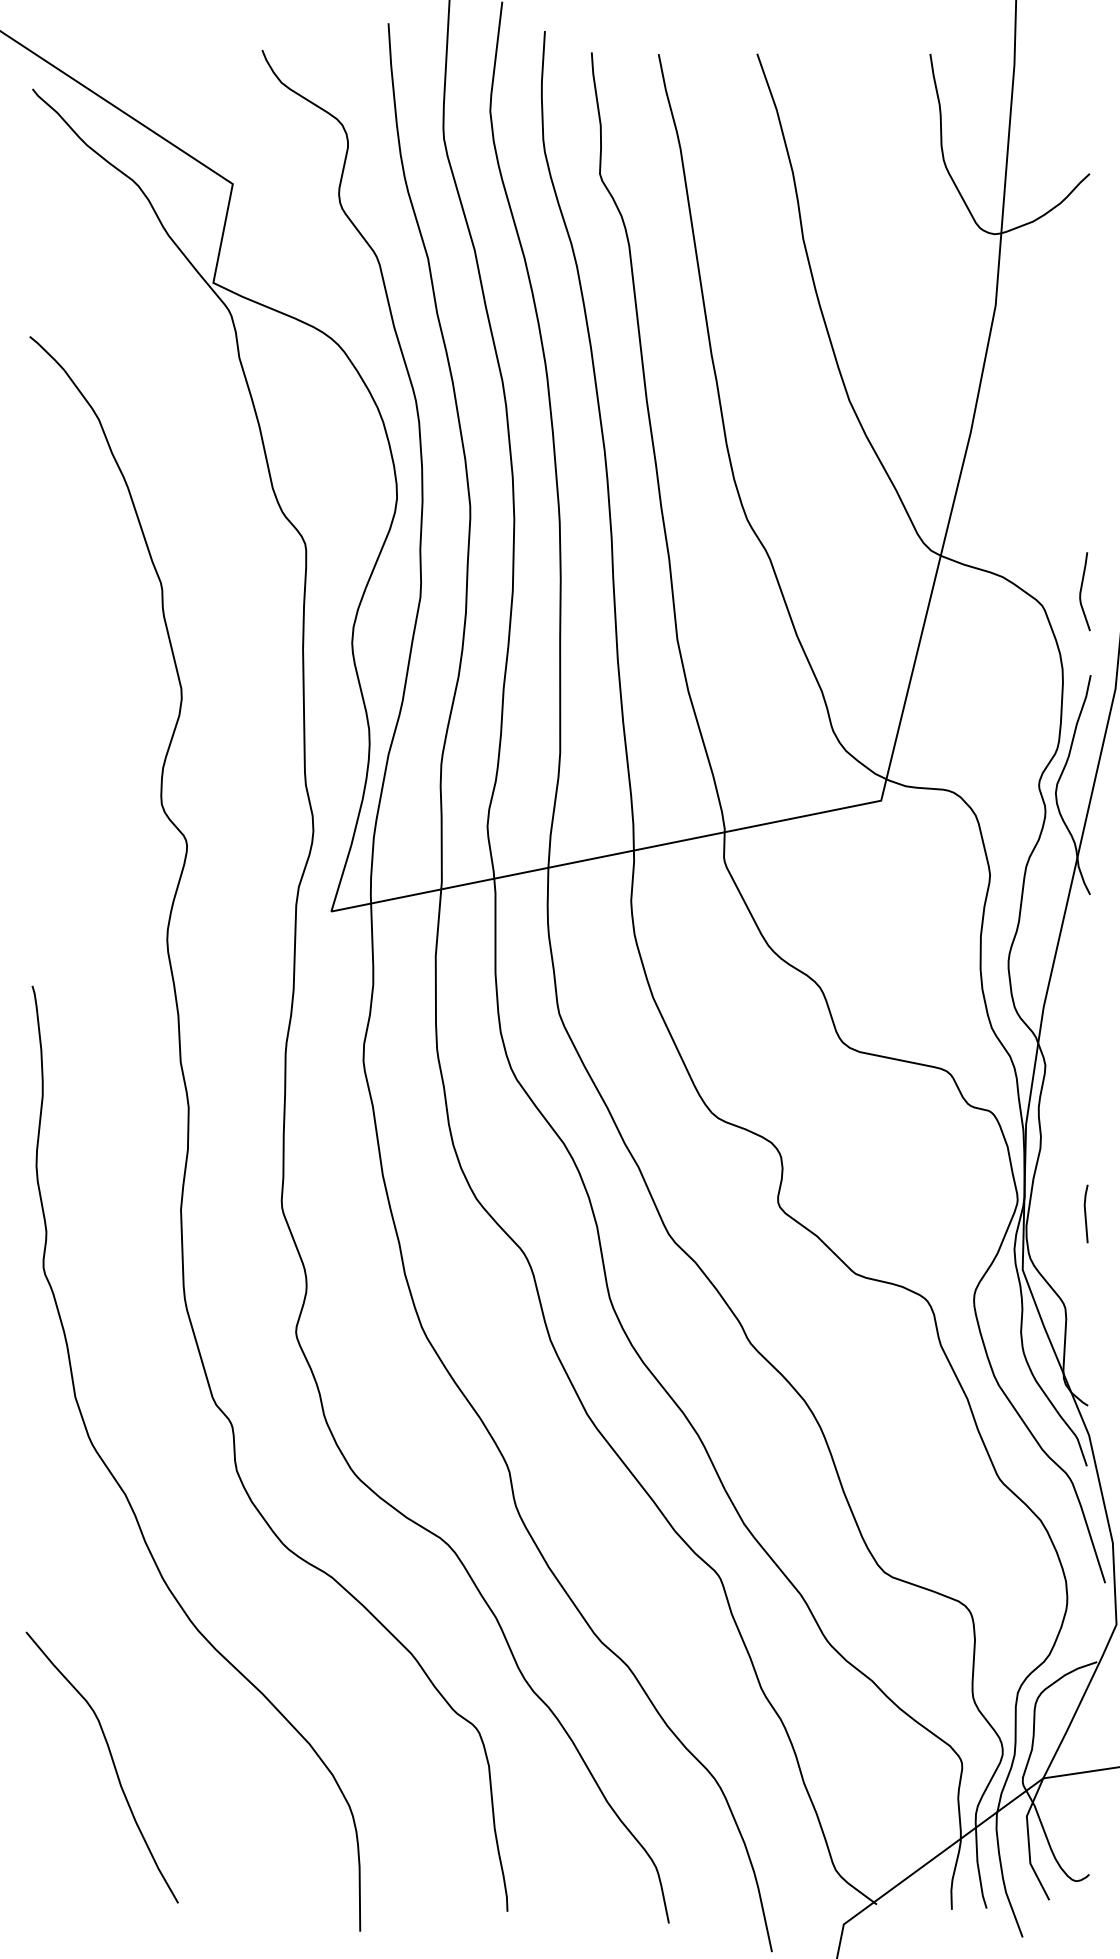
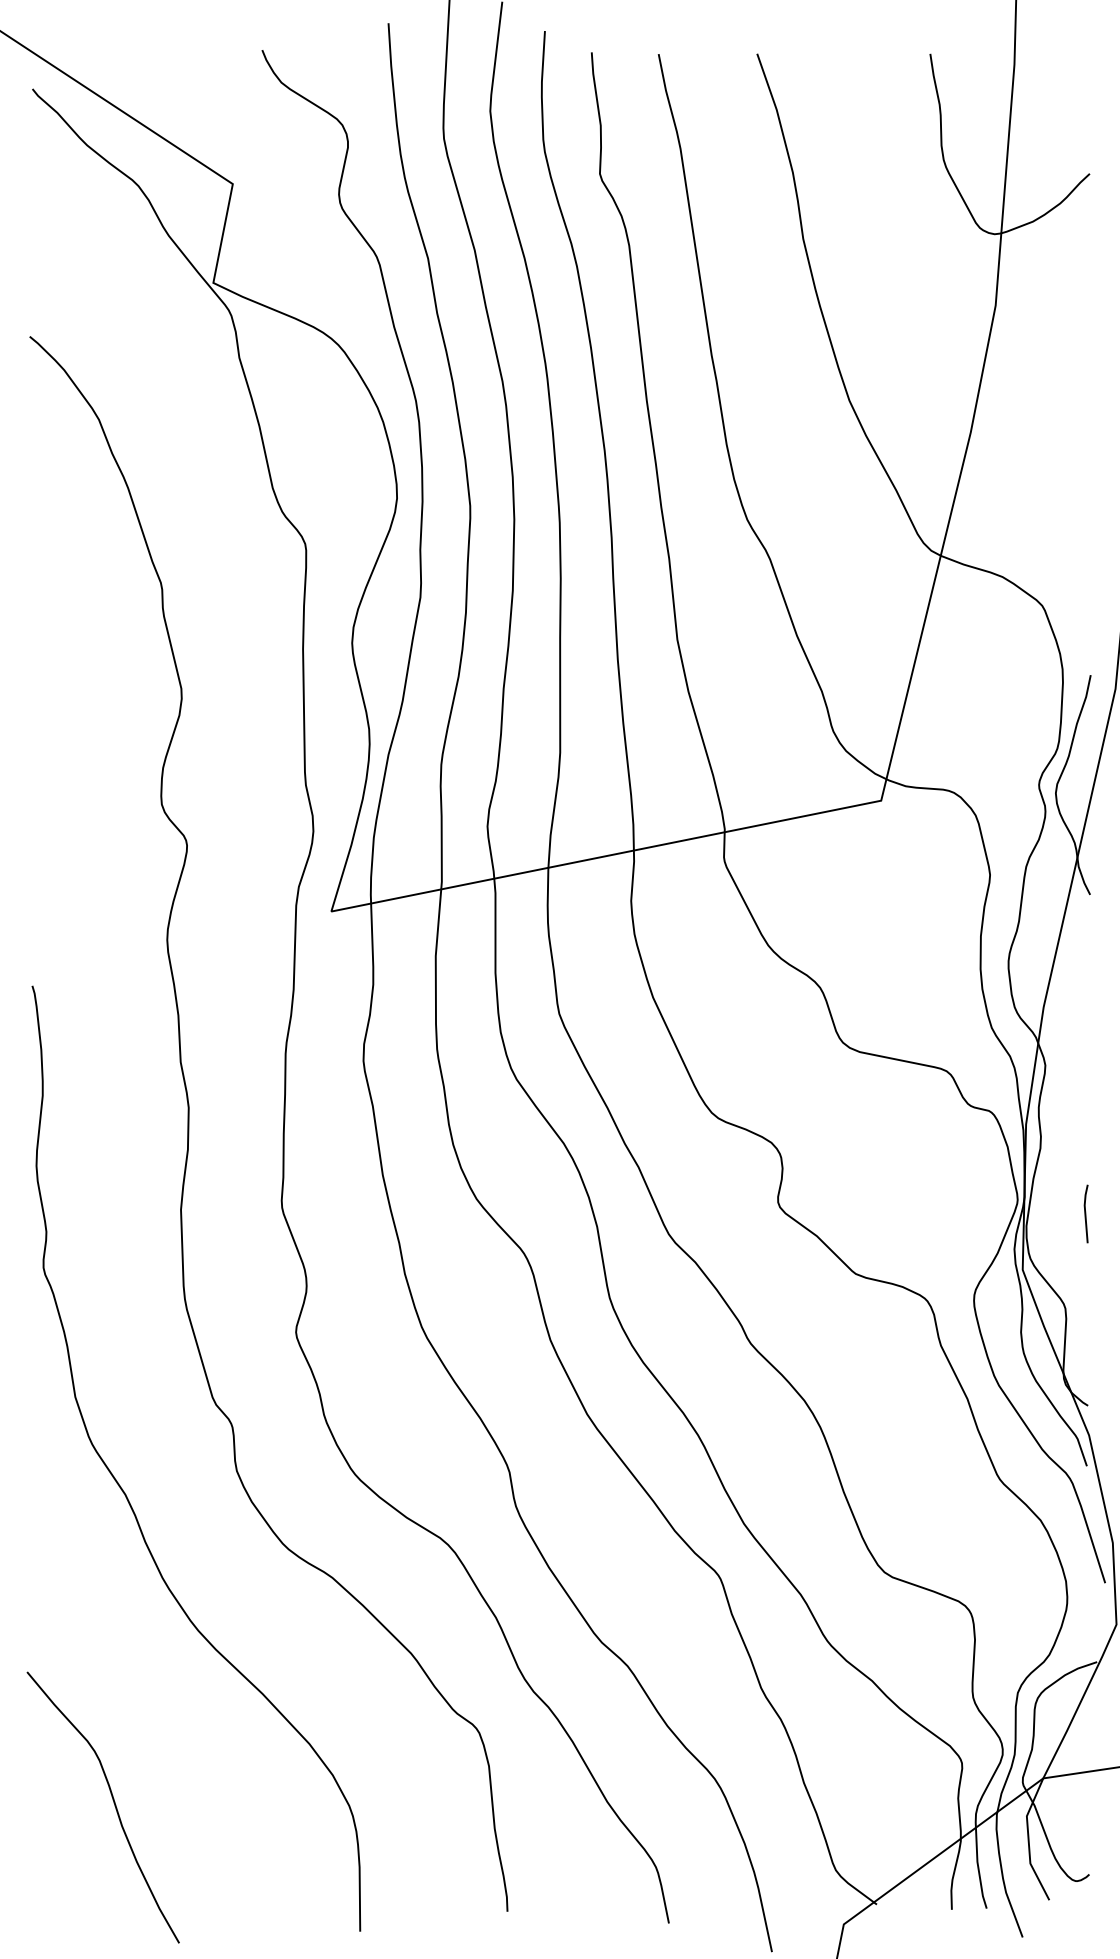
curve: present -> none (1081, 591)
curve position: (112, 1763) -> (113, 1803) (113, 1803)
